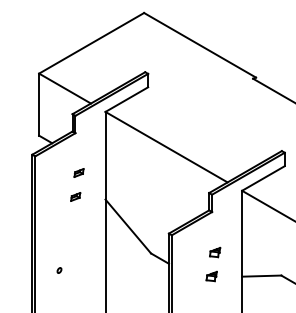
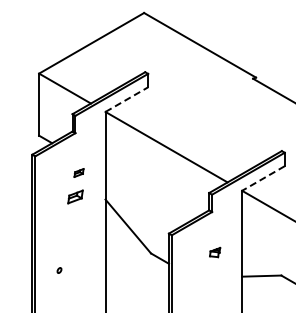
line: solid -> dashed (126, 99)
line: solid -> dashed (263, 178)
part size: 12x10 px -> 17x16 px (75, 196)
part: present -> none (211, 276)
